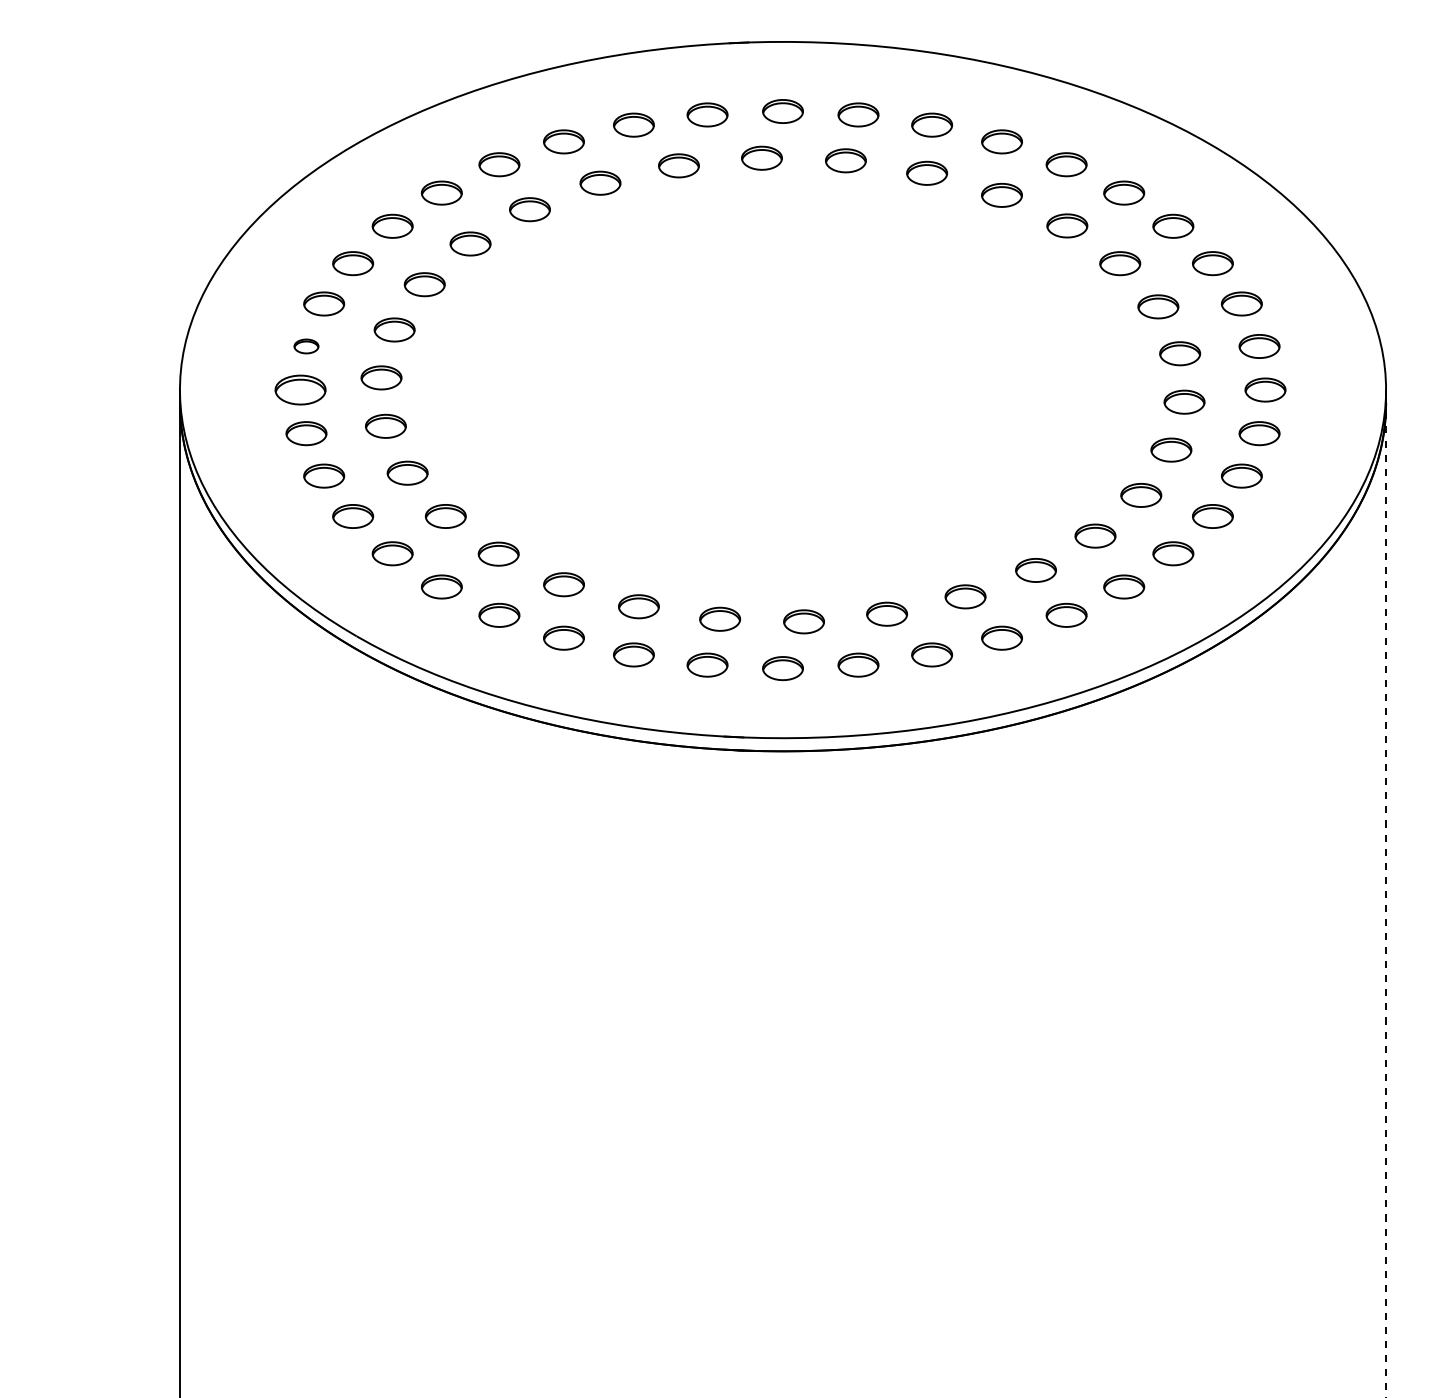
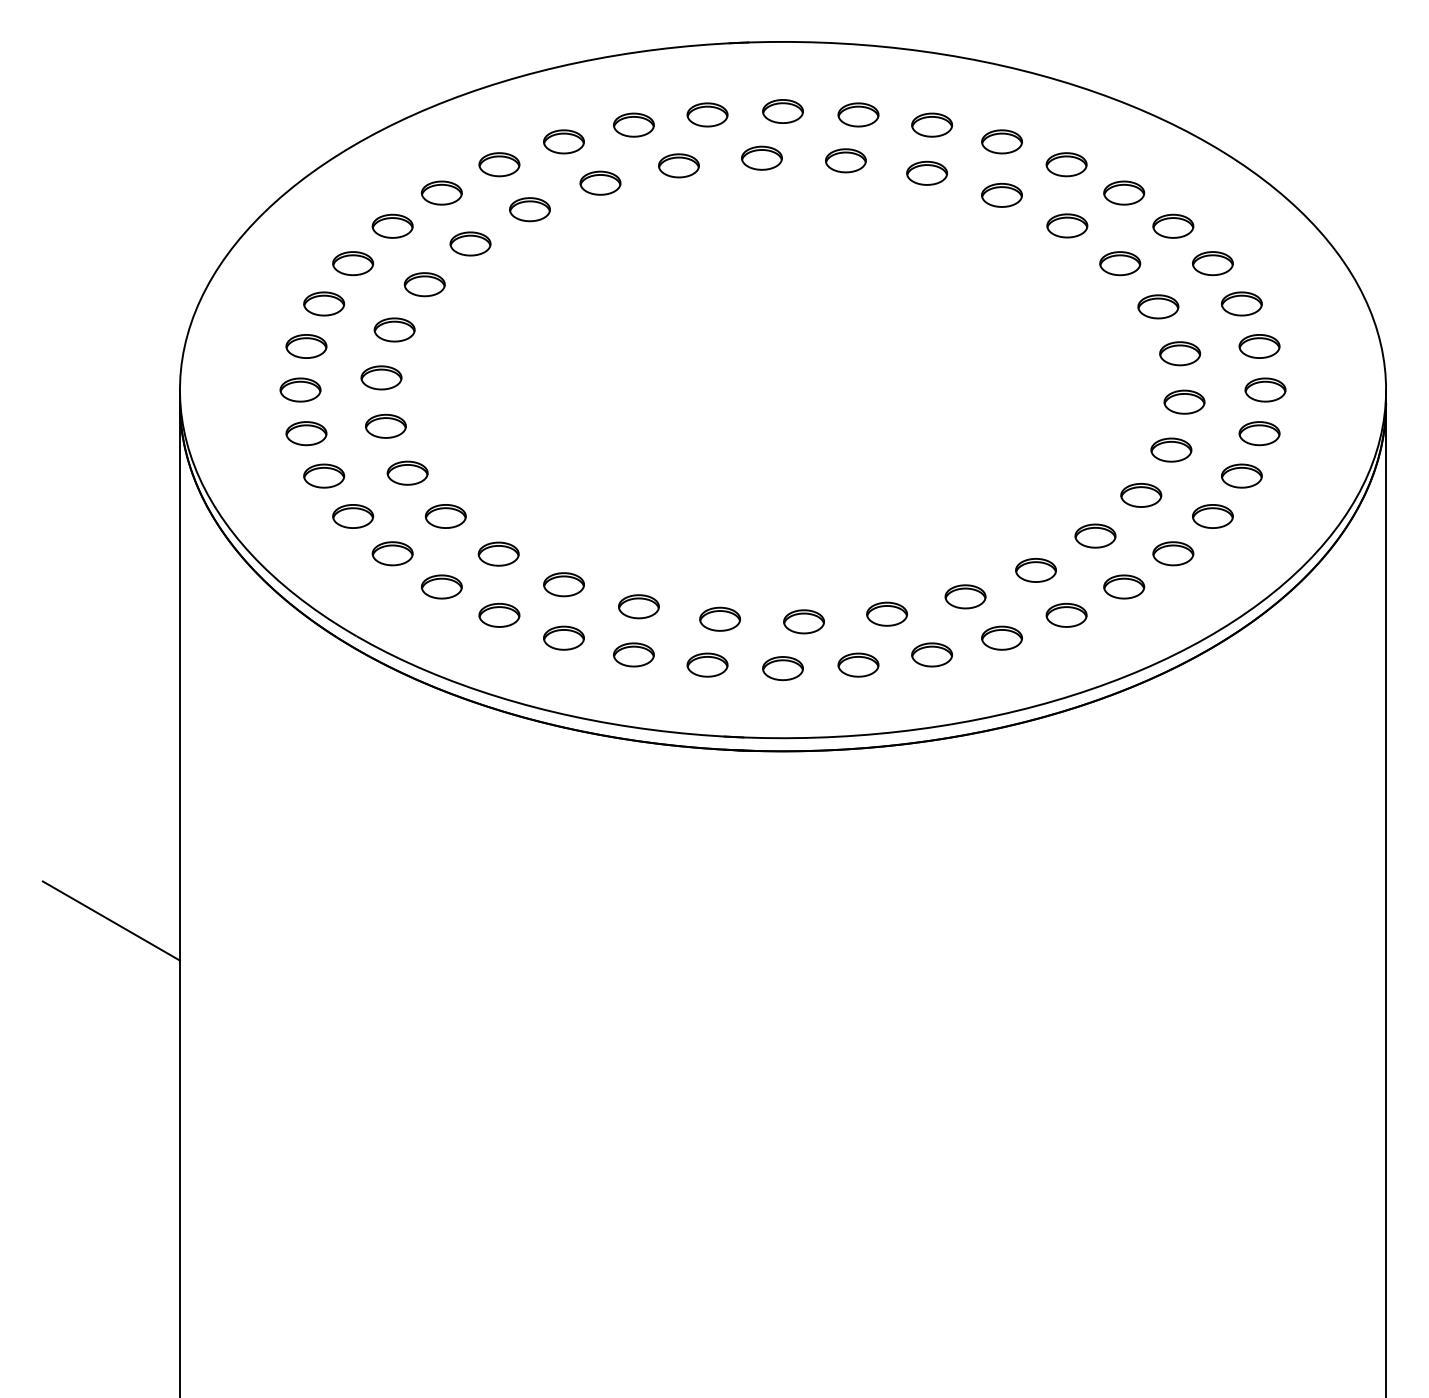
part size: 27x17 px -> 43x25 px (306, 346)
part size: 53x32 px -> 43x26 px (300, 389)
line: dashed -> solid (1386, 900)
line: none -> present (110, 920)
